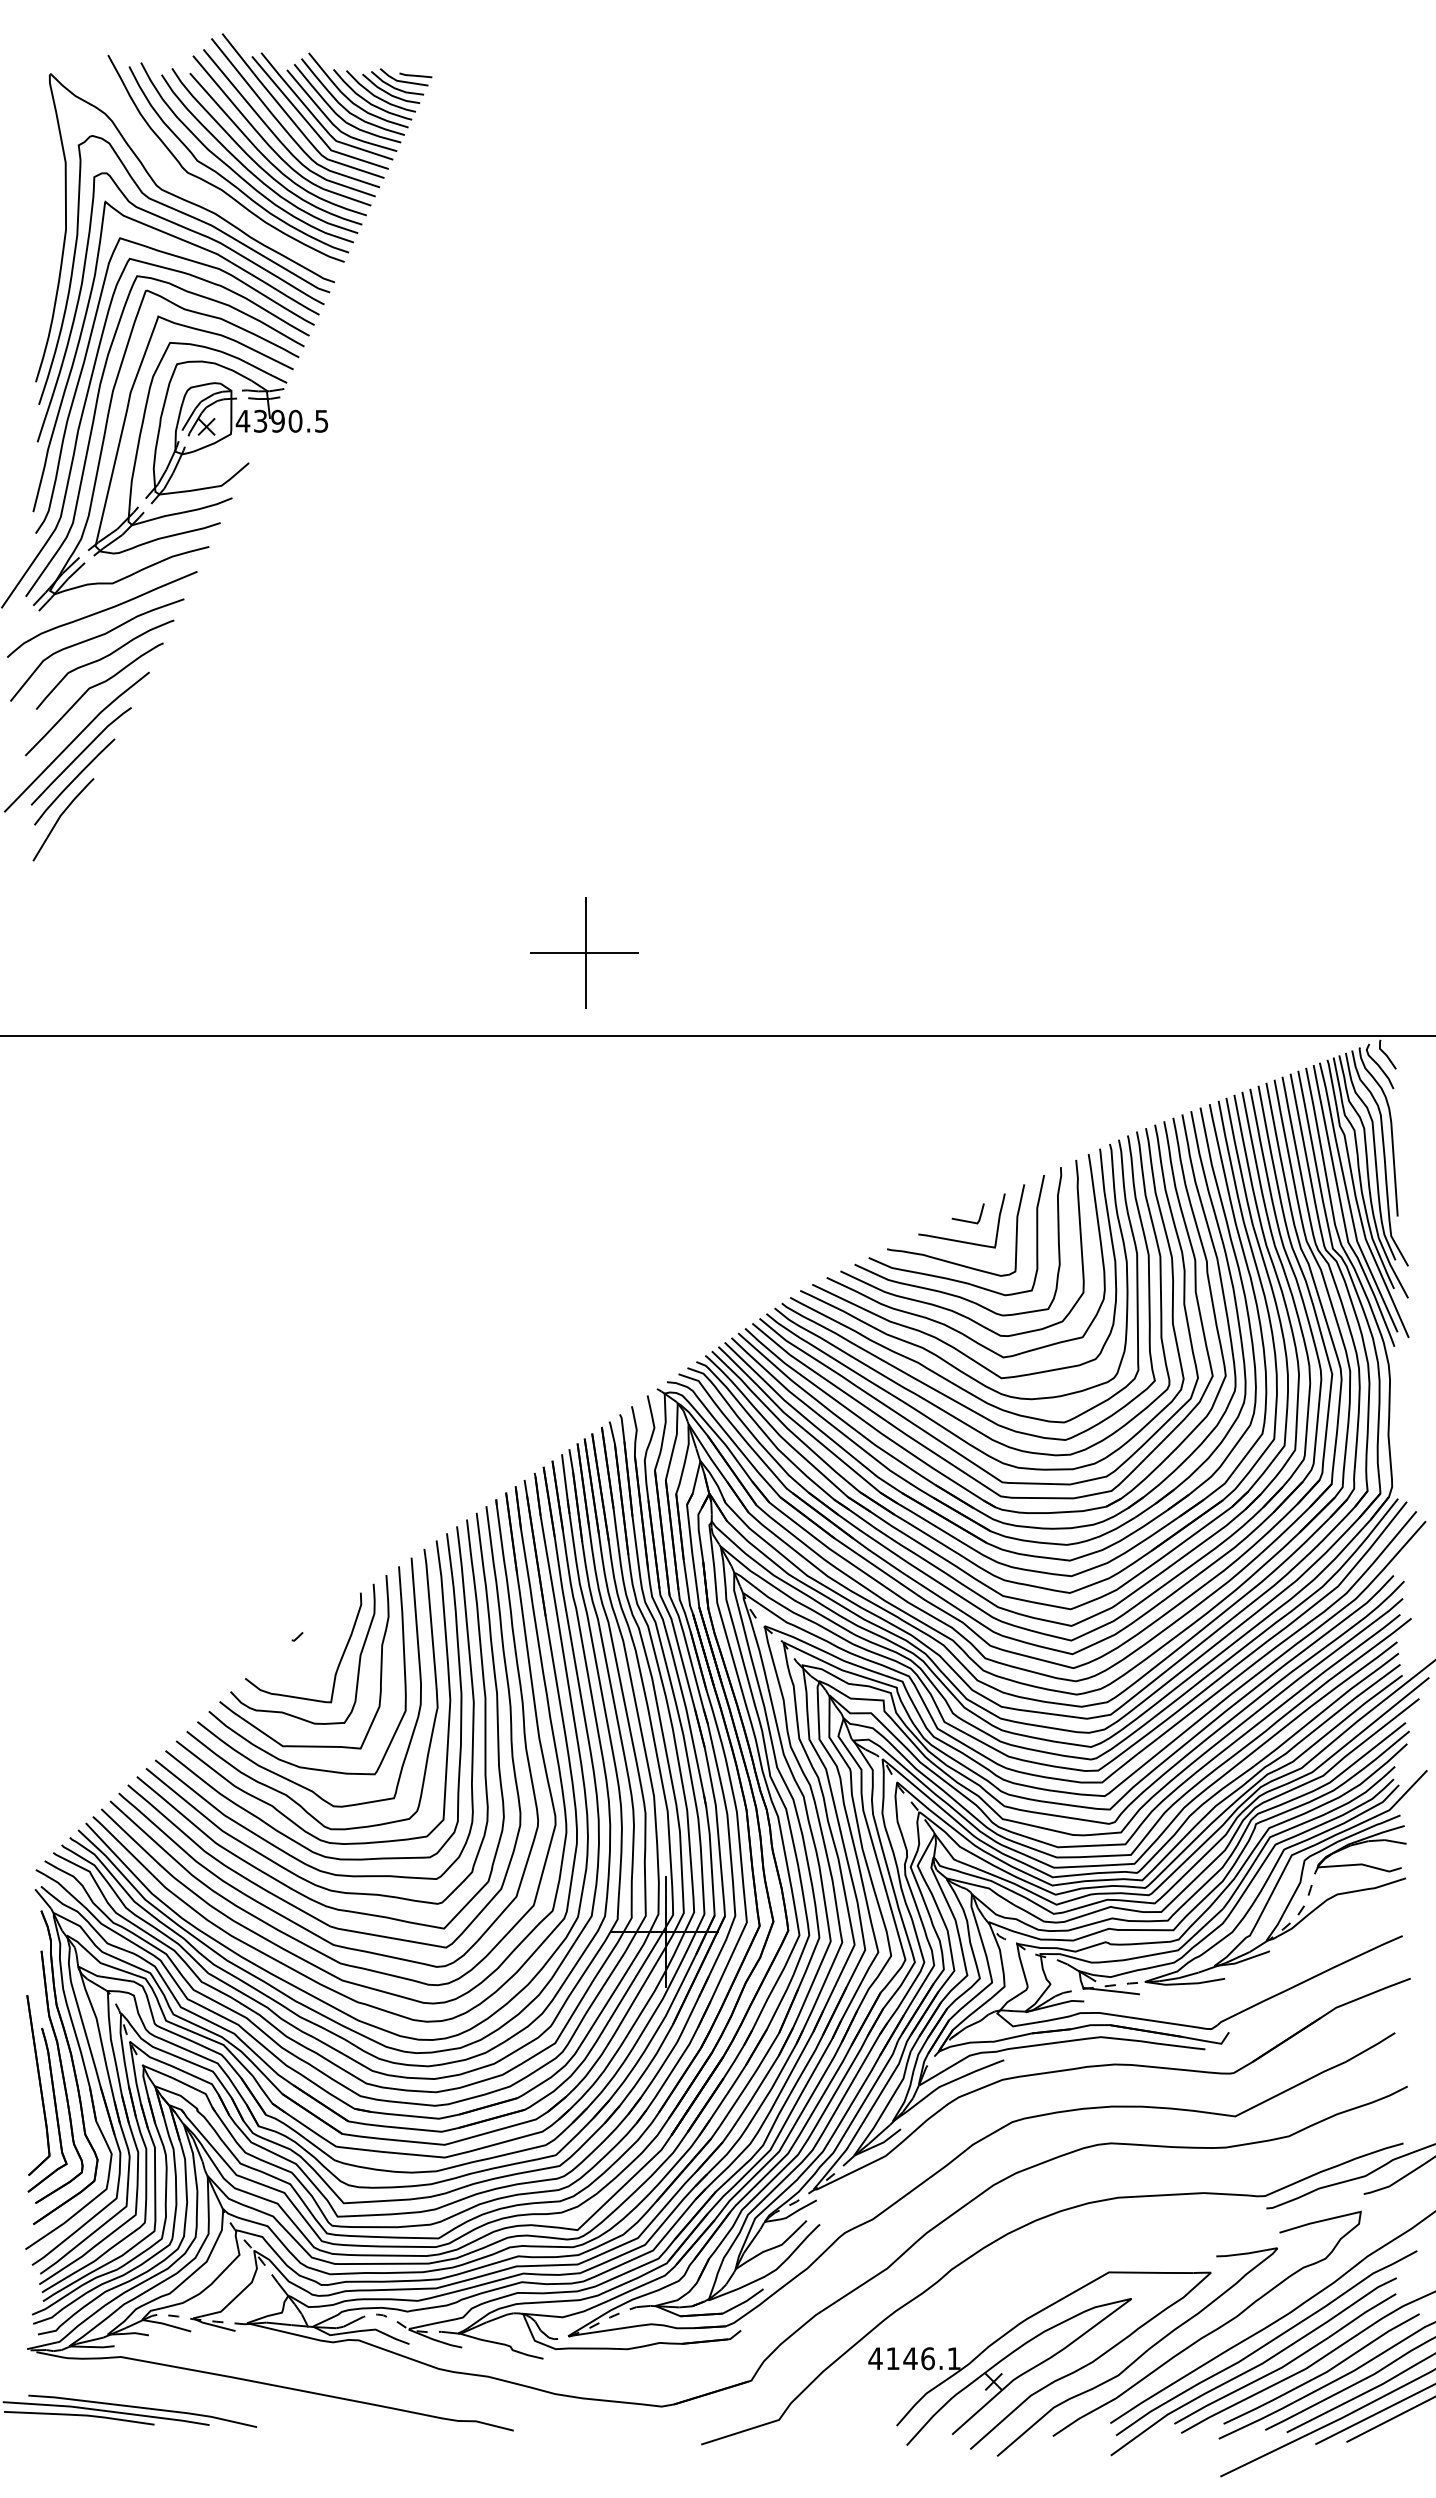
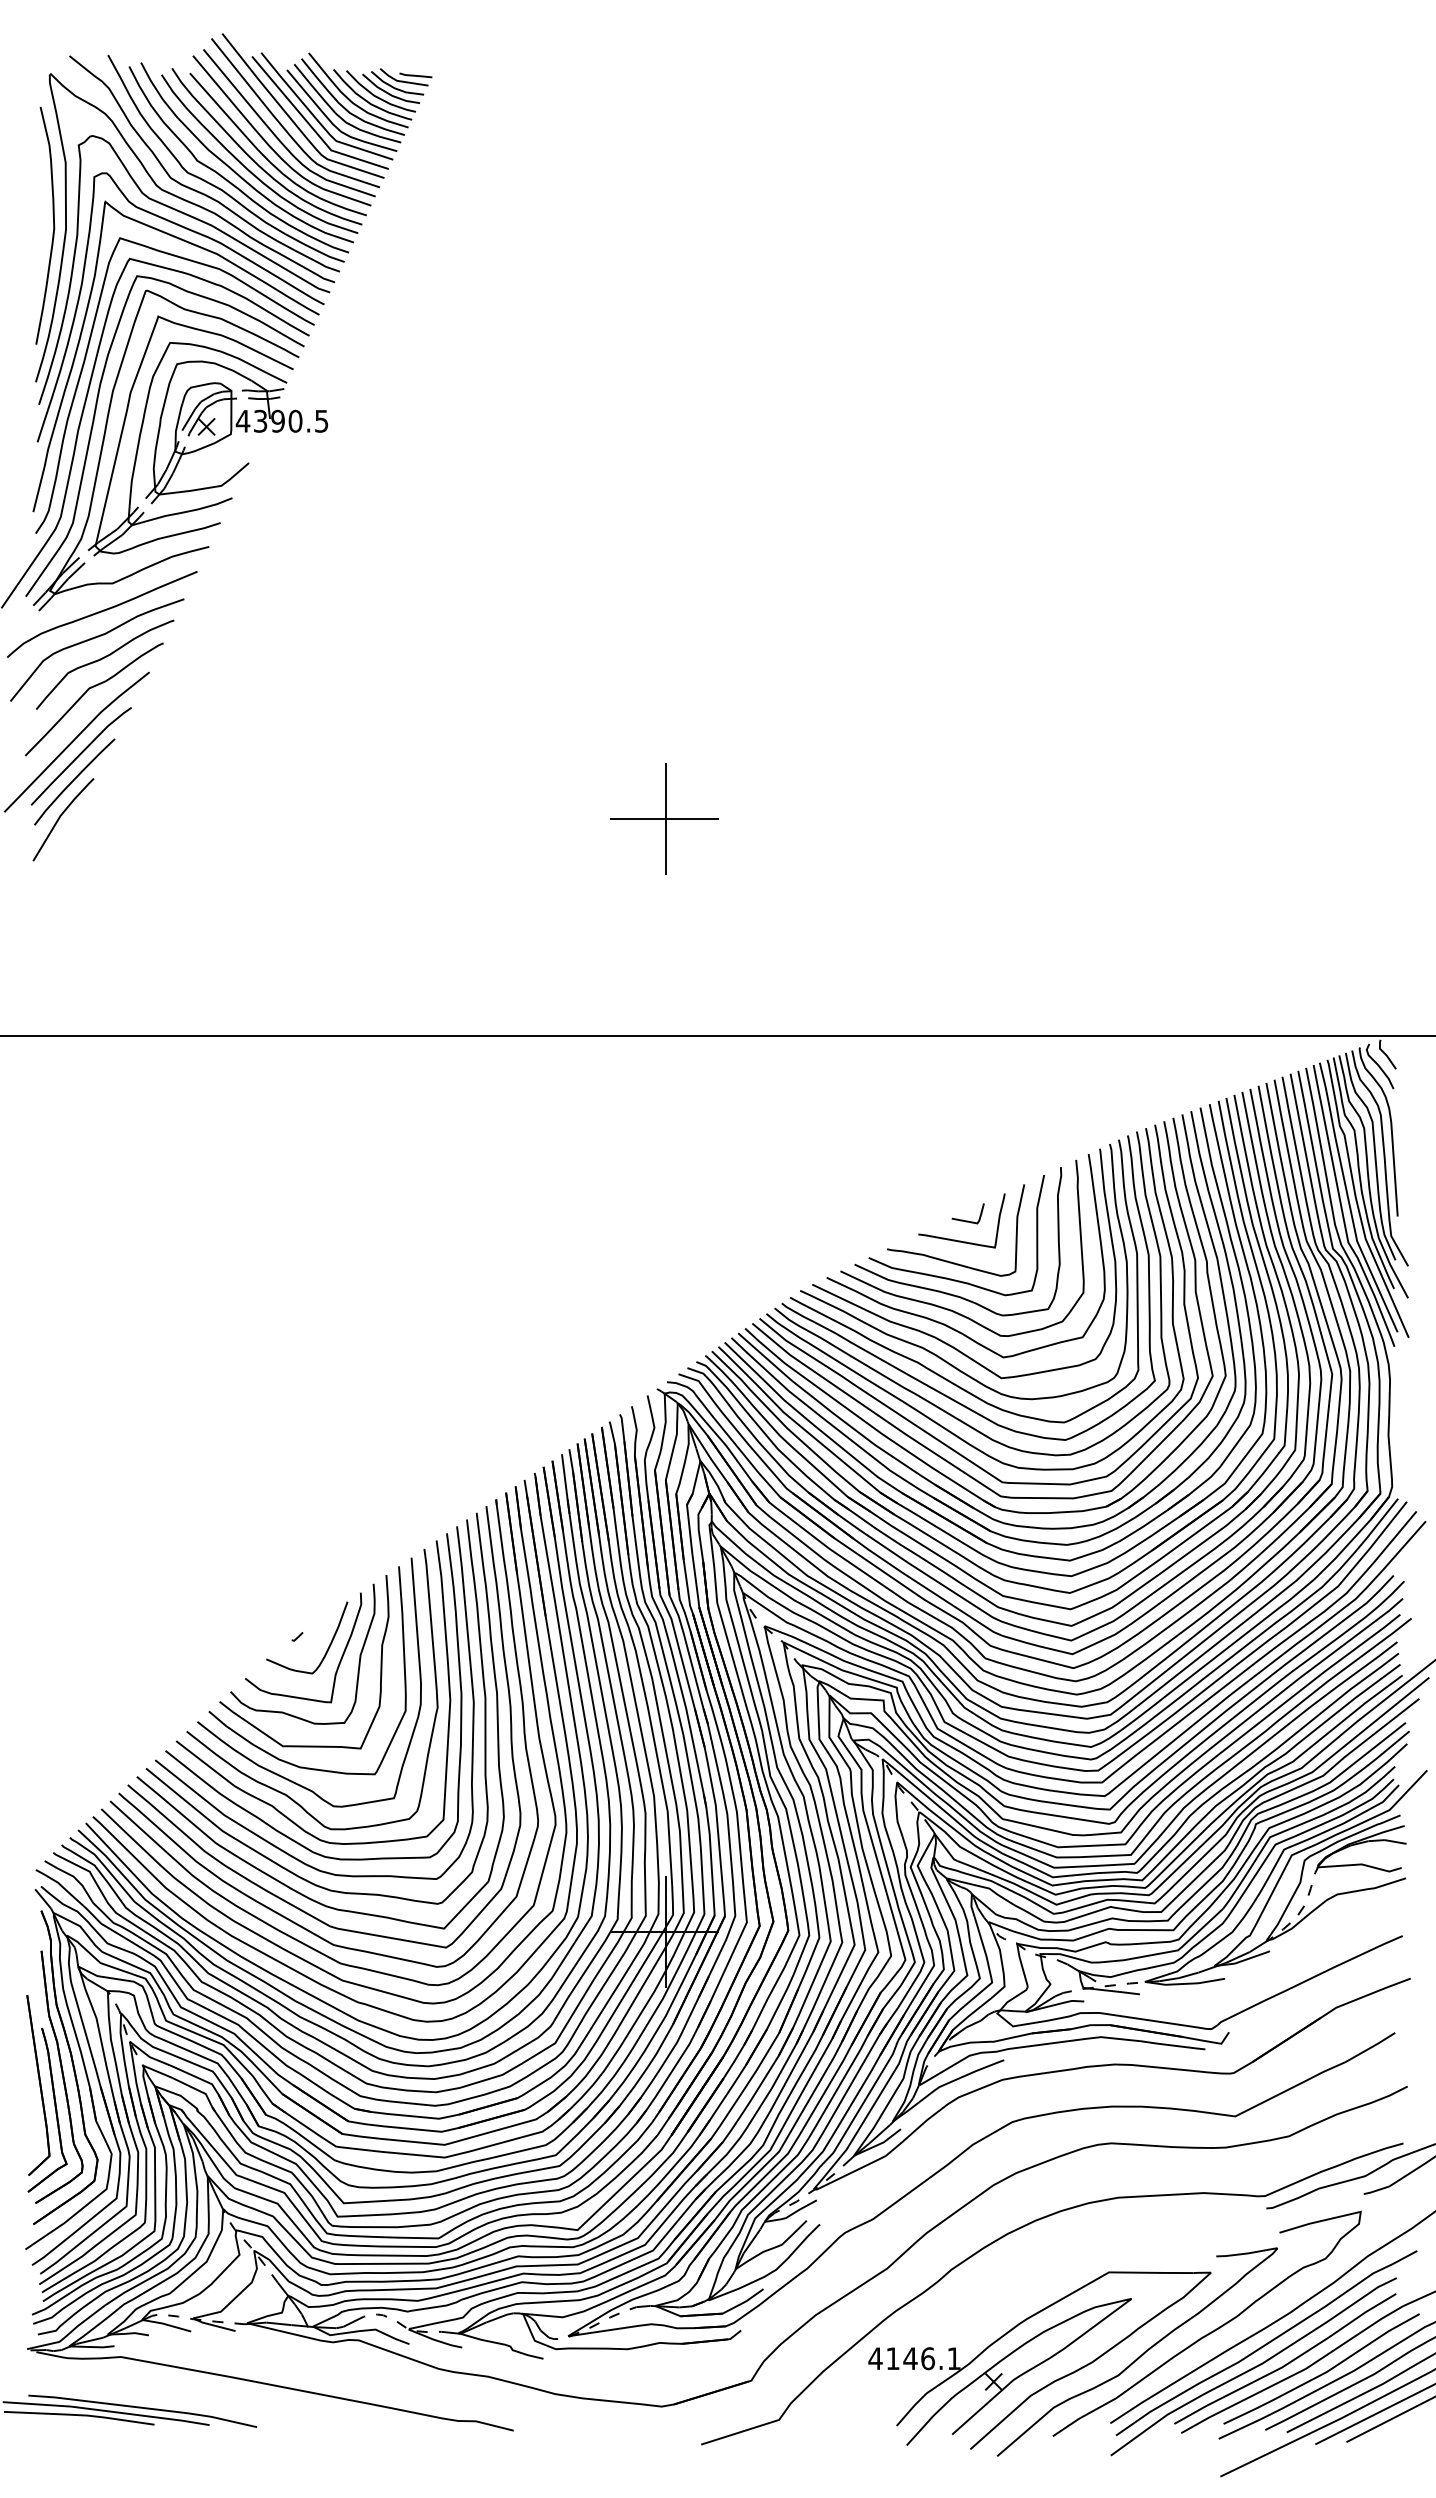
curve: none -> present (193, 188)
curve: none -> present (53, 225)
part position: (584, 952) -> (664, 818) (664, 818)
curve: none -> present (327, 1648)
